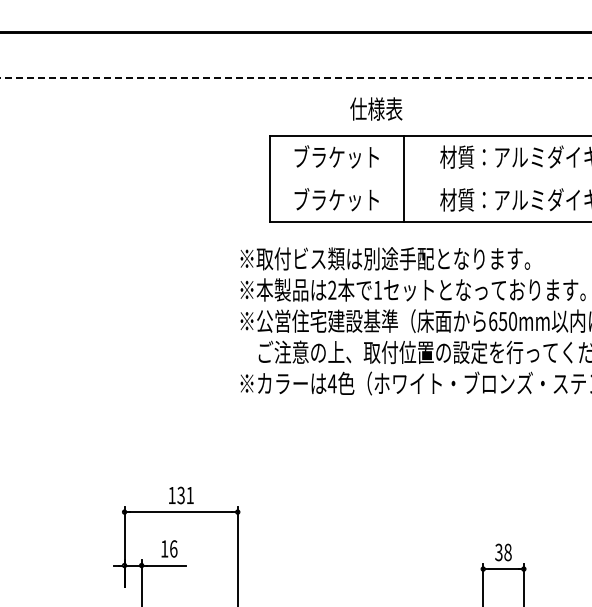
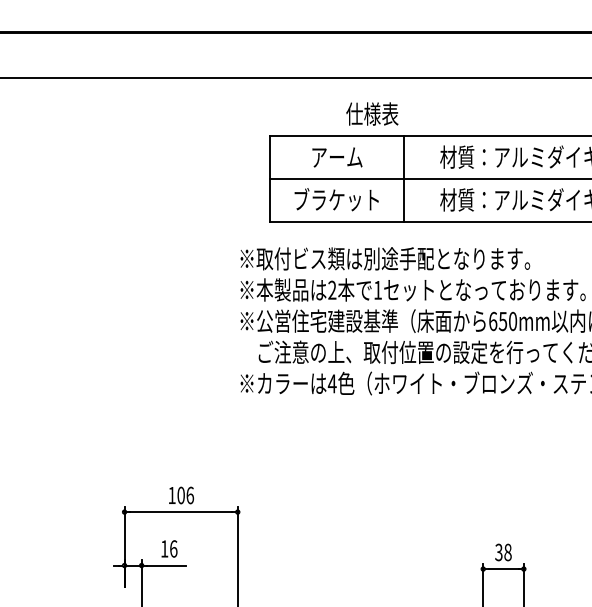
line: dashed -> solid (295, 77)
text position: (376, 108) -> (372, 113) (372, 113)
text: ブラケット -> アーム (336, 156)
line: none -> present (429, 178)
text: 131 -> 106 (185, 495)
